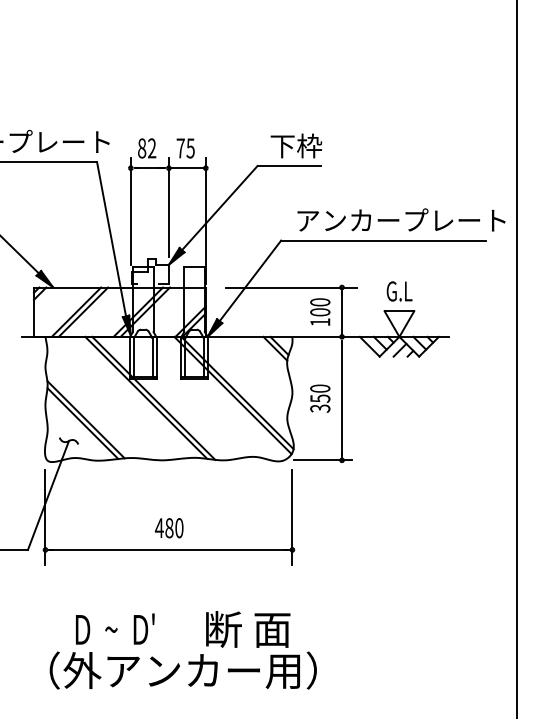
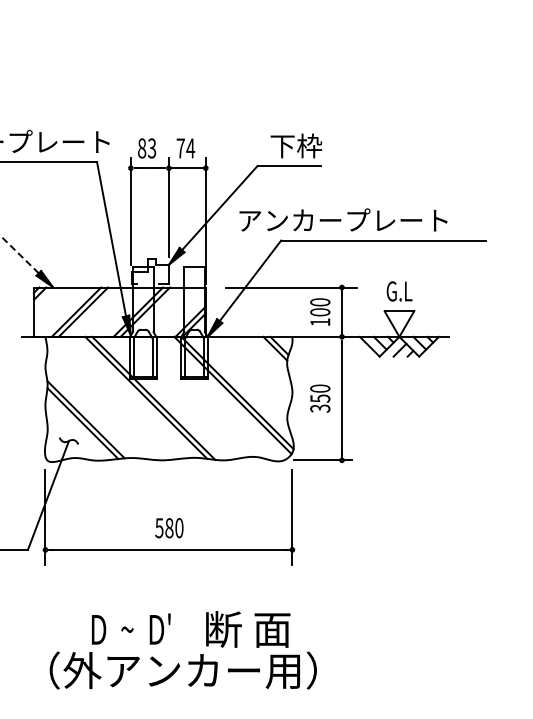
text: 82 -> 83 (151, 148)
text: 75 -> 74 (190, 148)
text position: (401, 219) -> (343, 219) (343, 219)
line: solid -> dashed (19, 254)
line: present -> none (517, 358)
text: 480 -> 580 (159, 528)
text position: (115, 628) -> (131, 628) (131, 628)
